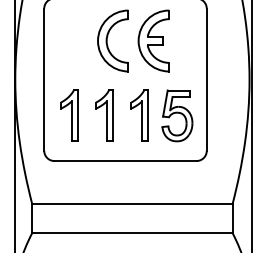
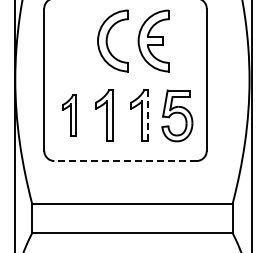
part size: 19x53 px -> 15x43 px (69, 115)
line: solid -> dashed (148, 115)
line: solid -> dashed (125, 161)
